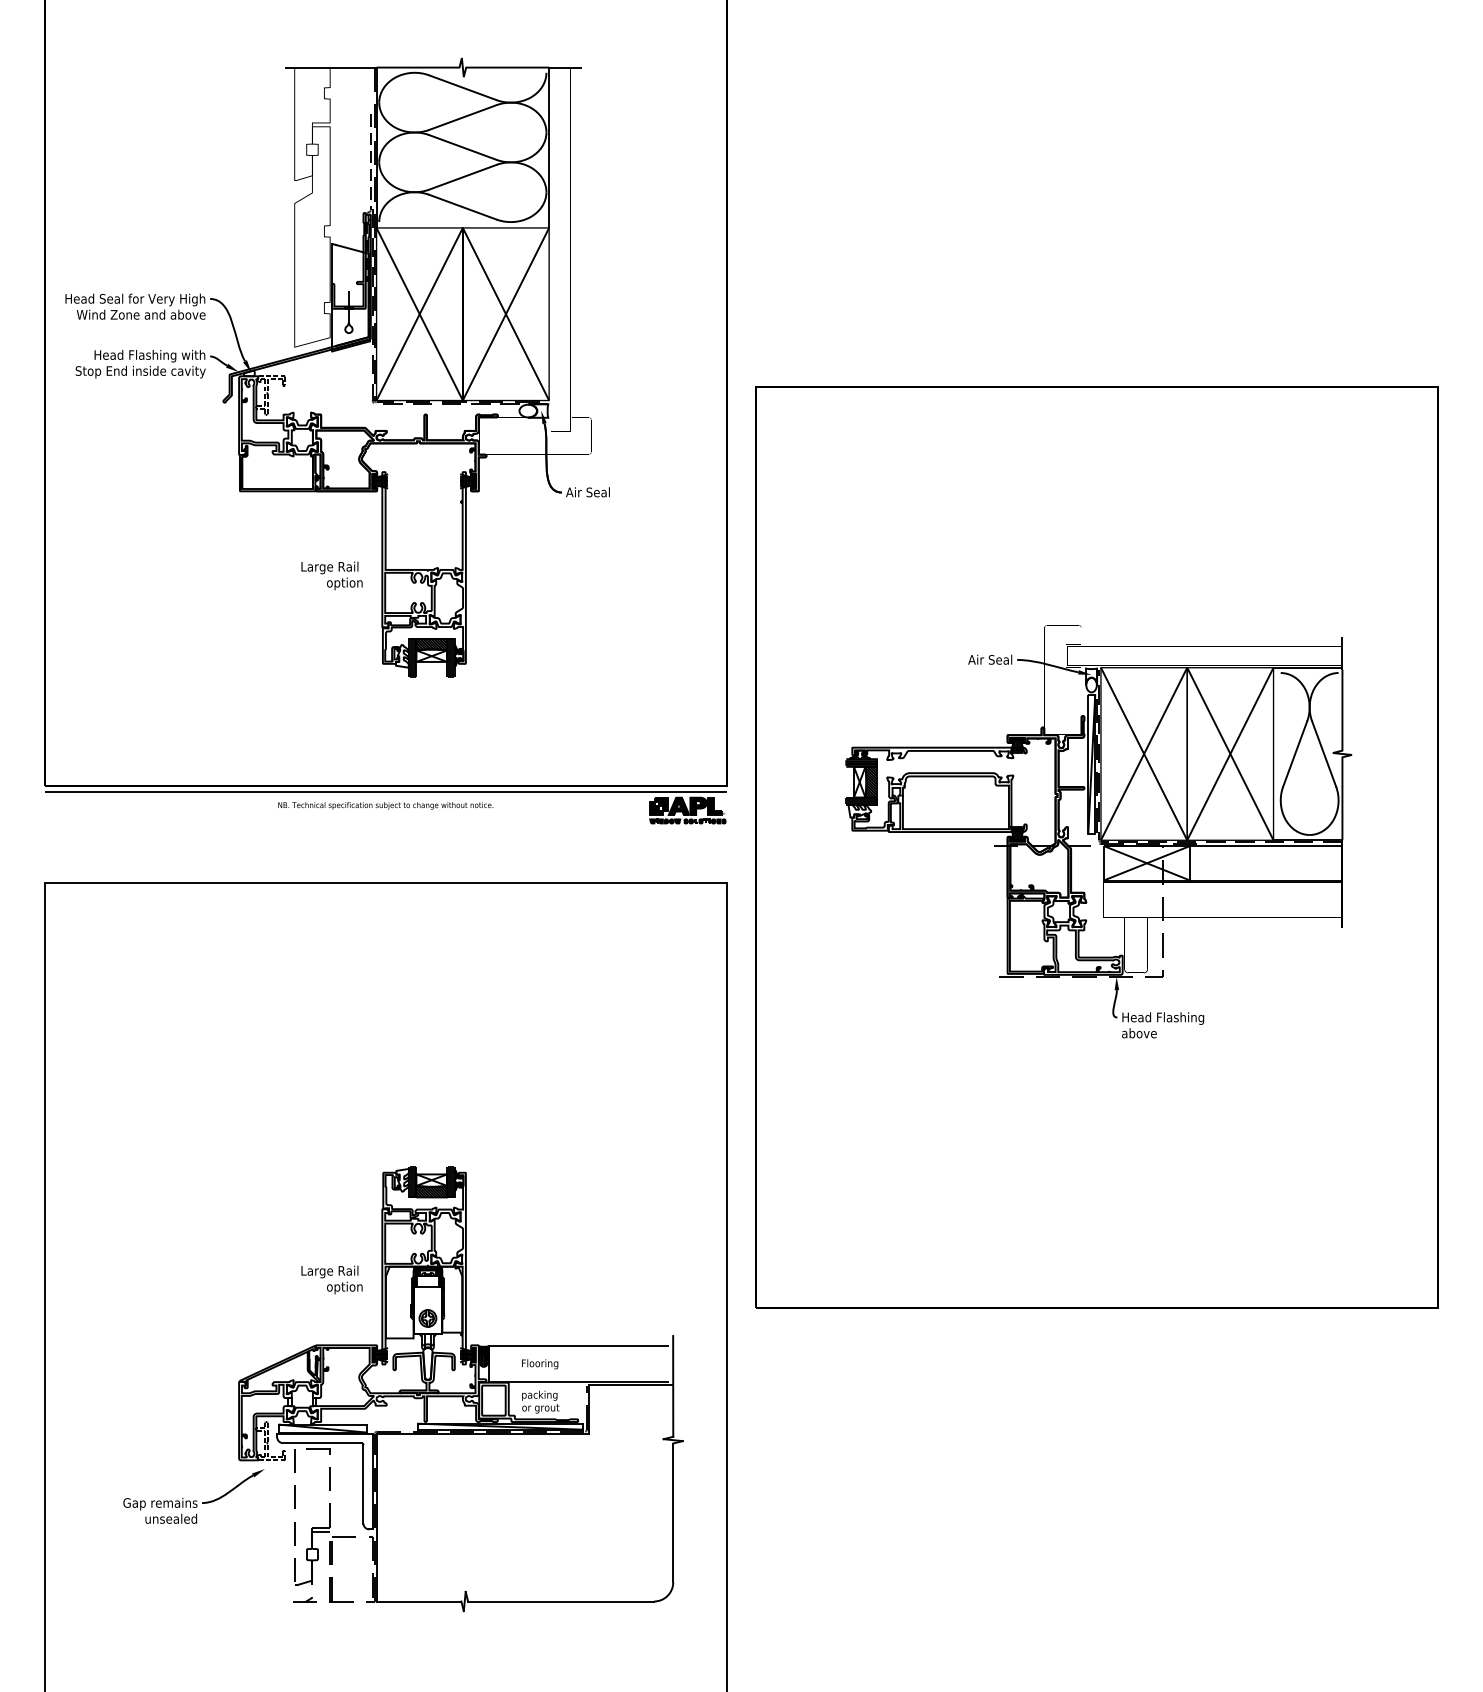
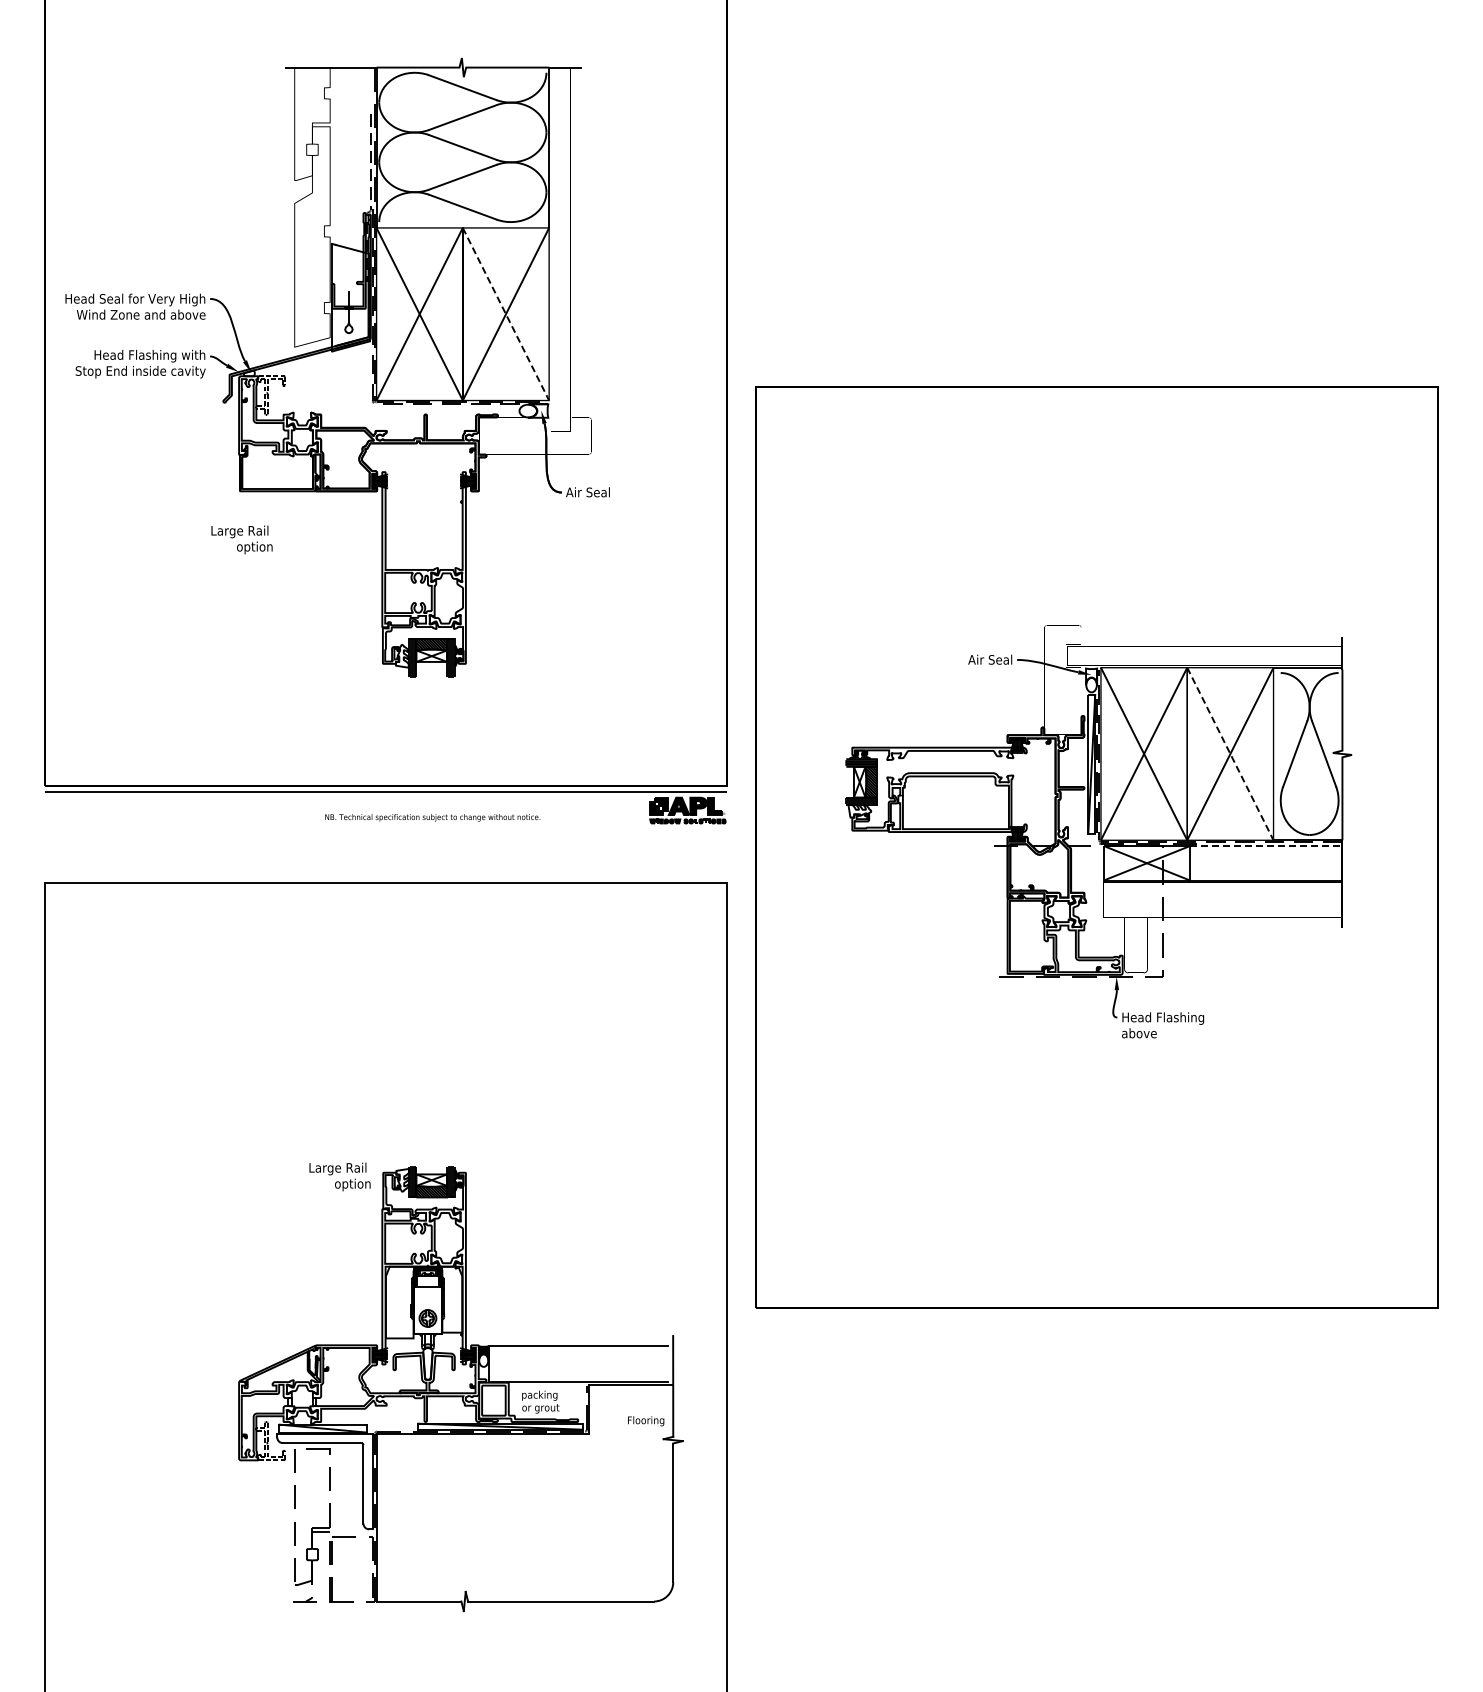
line: solid -> dashed (506, 314)
text position: (331, 575) -> (241, 539) (241, 539)
line: solid -> dashed (1230, 754)
text position: (385, 805) -> (432, 817) (432, 817)
line: solid -> dashed (1266, 846)
text position: (331, 1279) -> (339, 1176) (339, 1176)
hatch: present -> none (483, 1360)
text position: (540, 1364) -> (646, 1421) (646, 1421)
part: present -> none (193, 1496)
